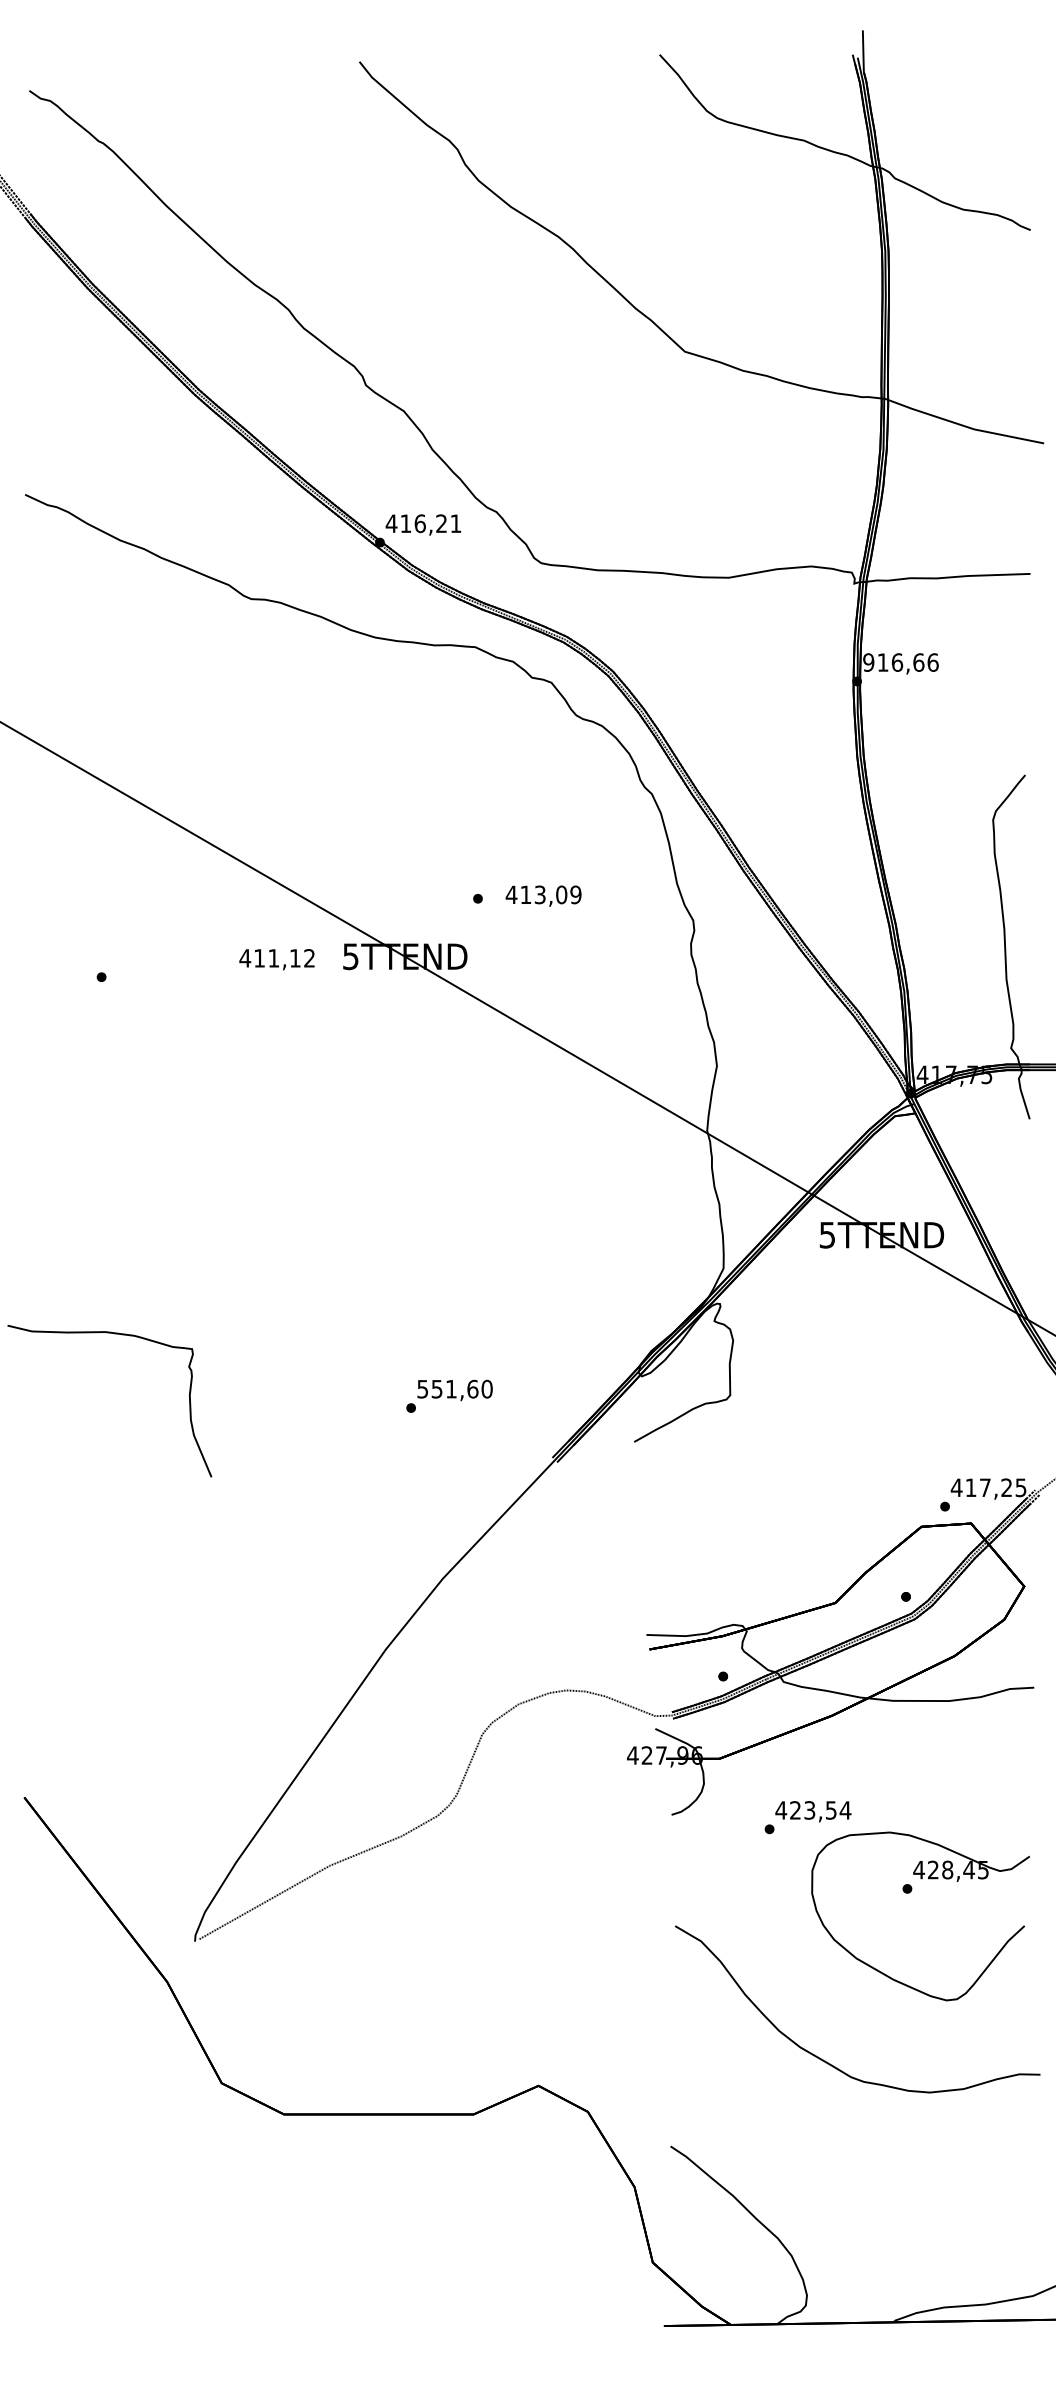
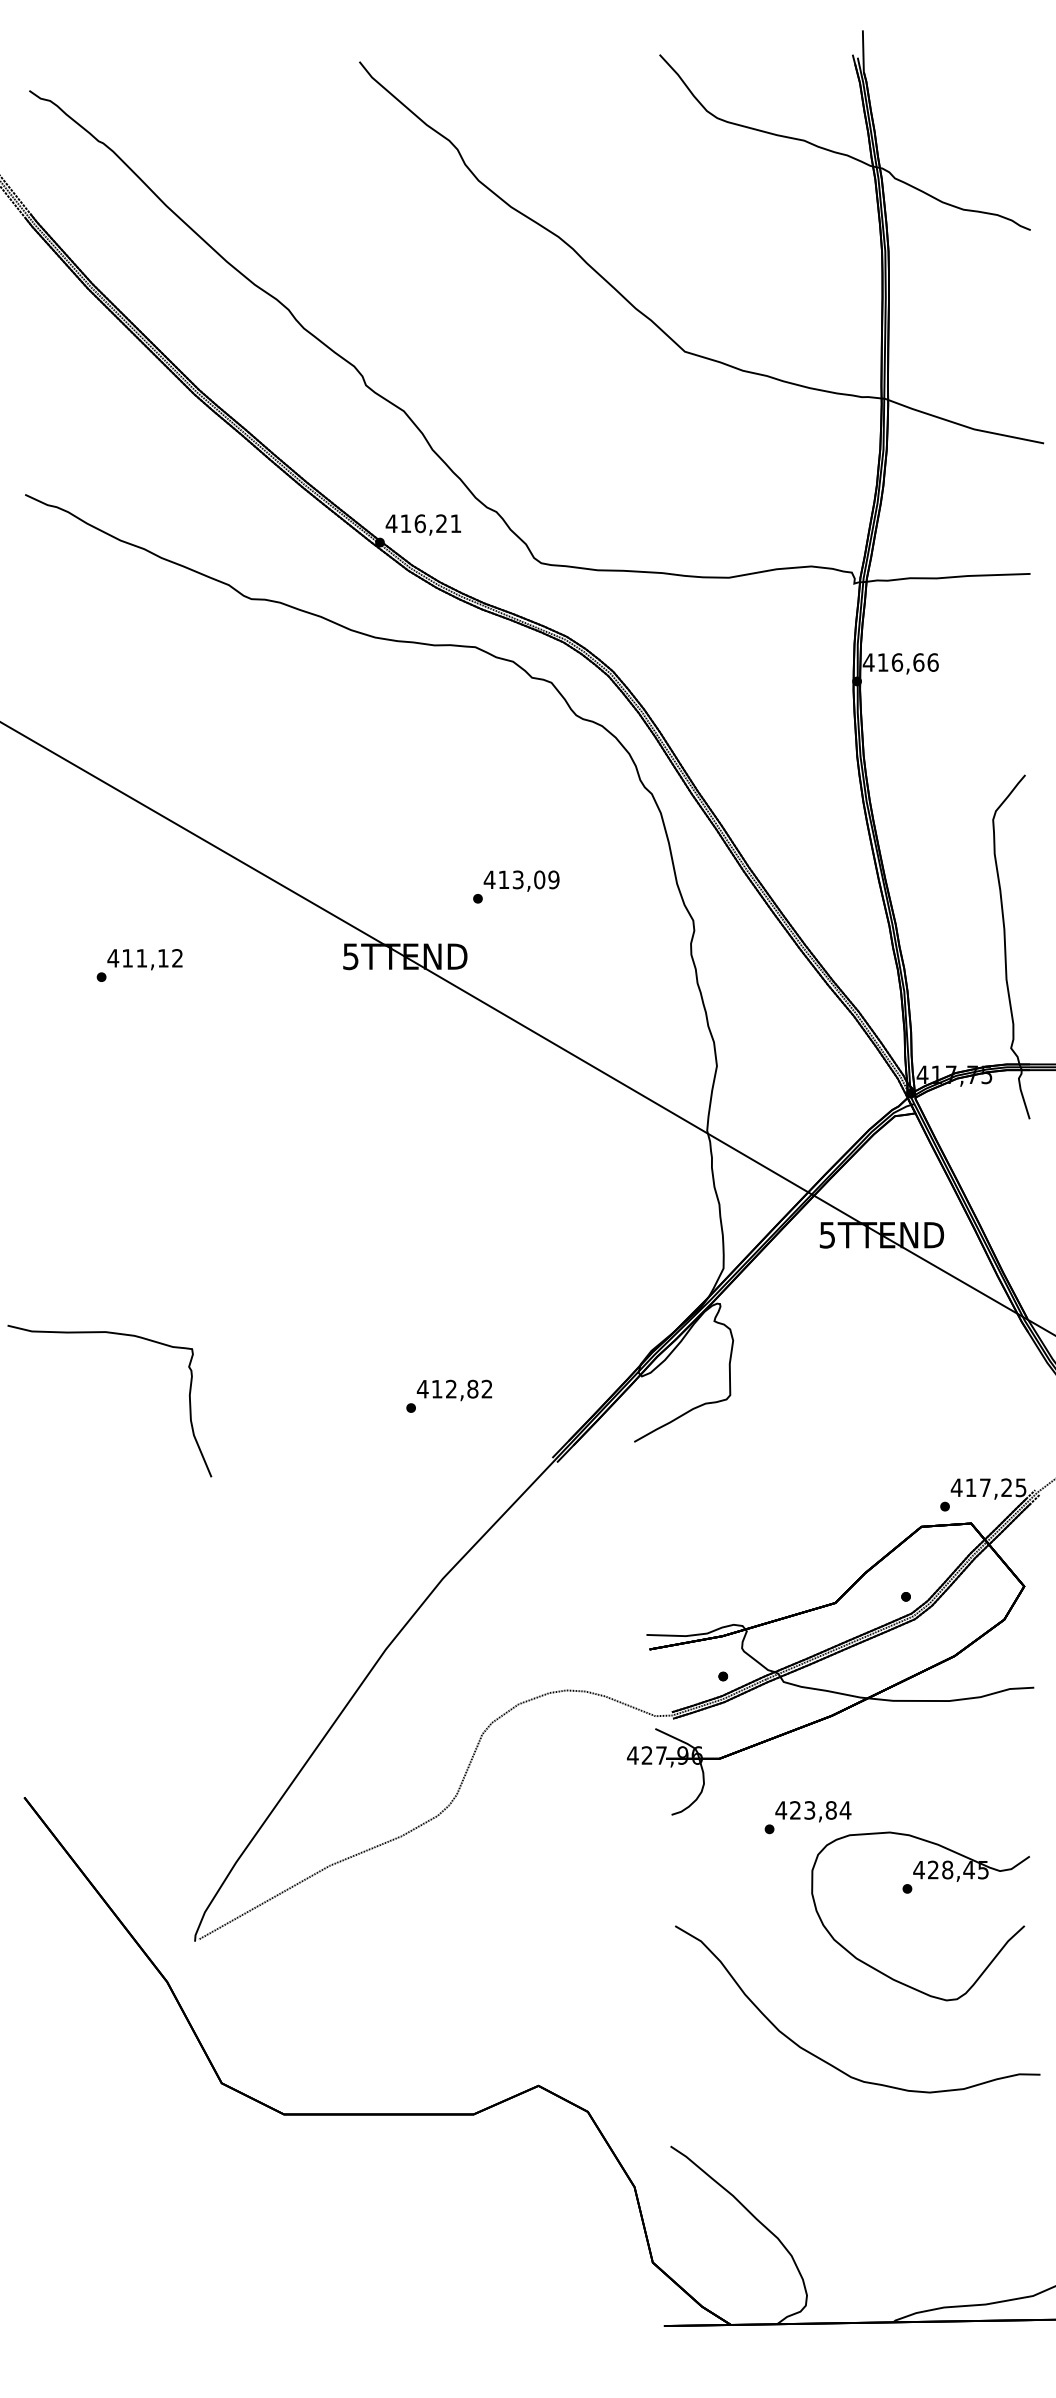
text: 916,66 -> 416,66 (868, 662)
text position: (543, 895) -> (521, 880) (521, 880)
text position: (276, 959) -> (144, 959) (144, 959)
text: 551,60 -> 412,82 (454, 1388)
text: 423,54 -> 423,84 (830, 1810)
